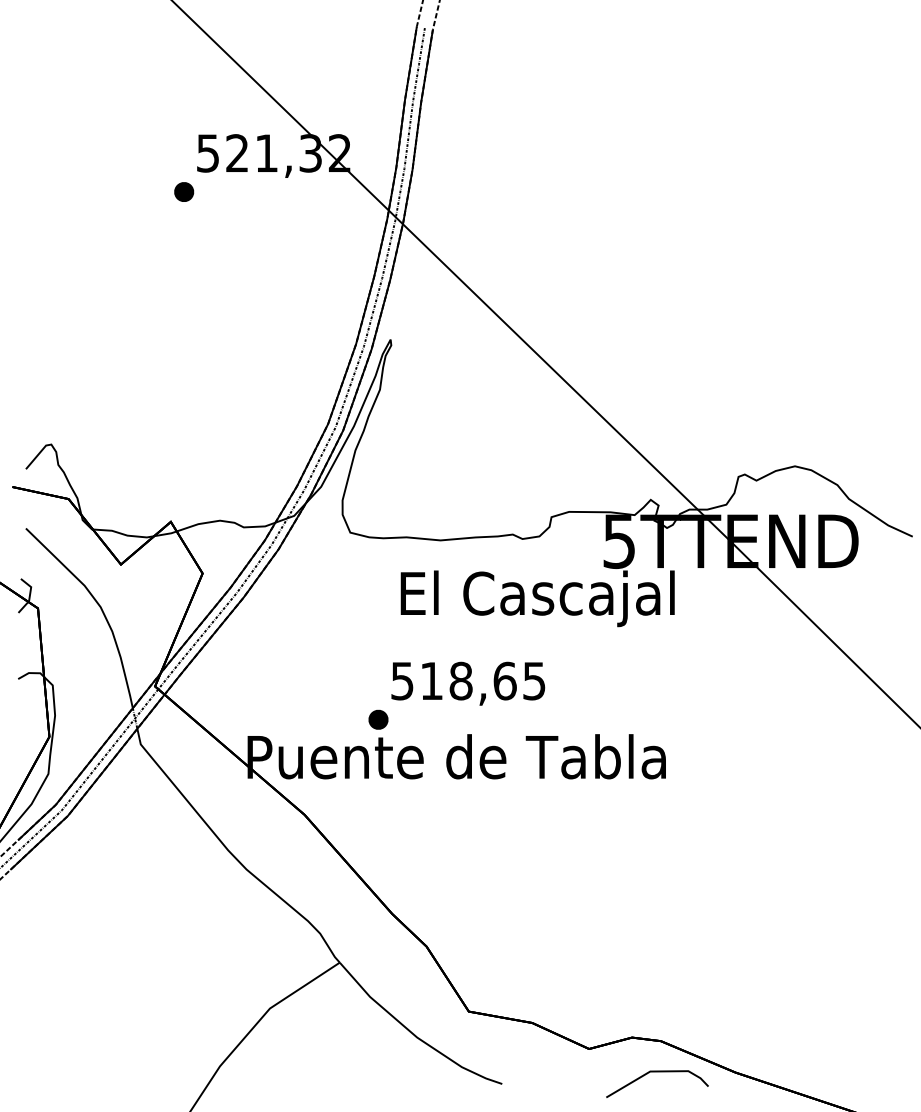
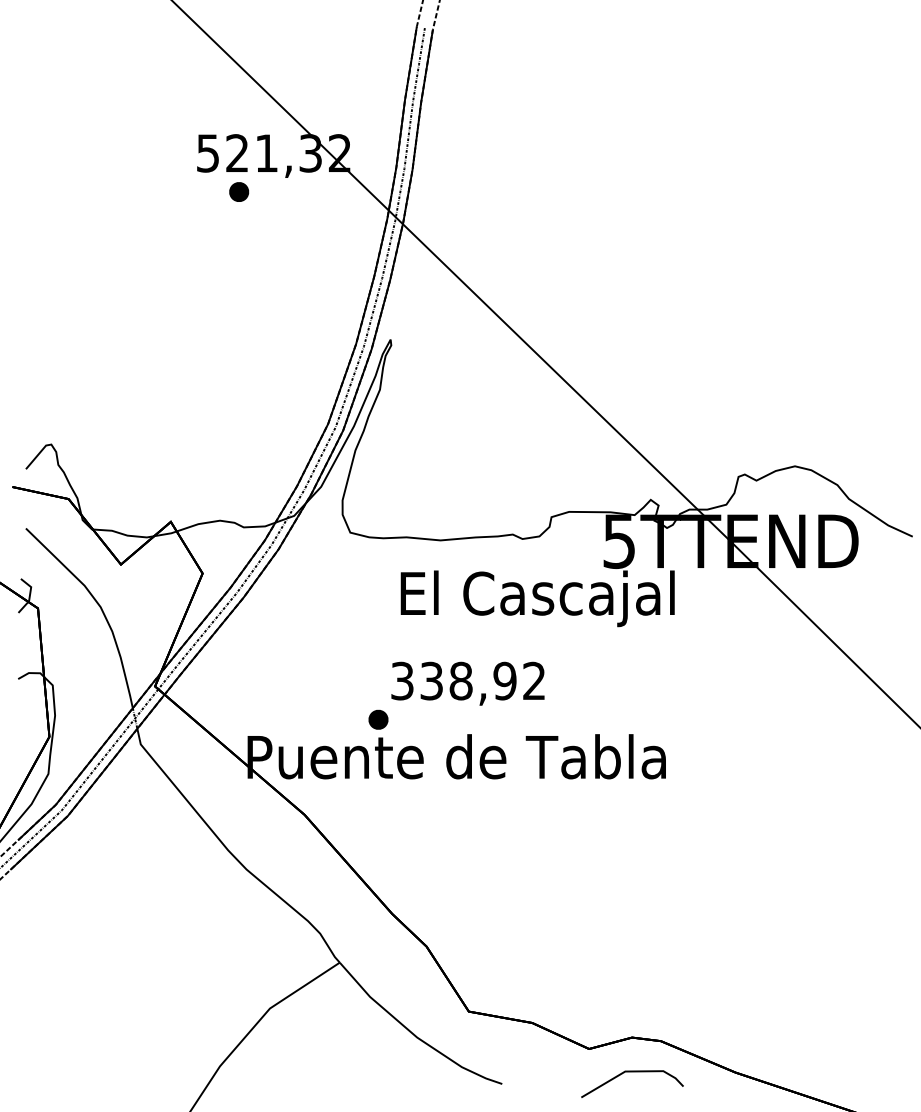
part position: (184, 191) -> (239, 191) (239, 191)
text: 518,65 -> 338,92 (468, 680)
part position: (657, 1072) -> (632, 1072) (632, 1072)
